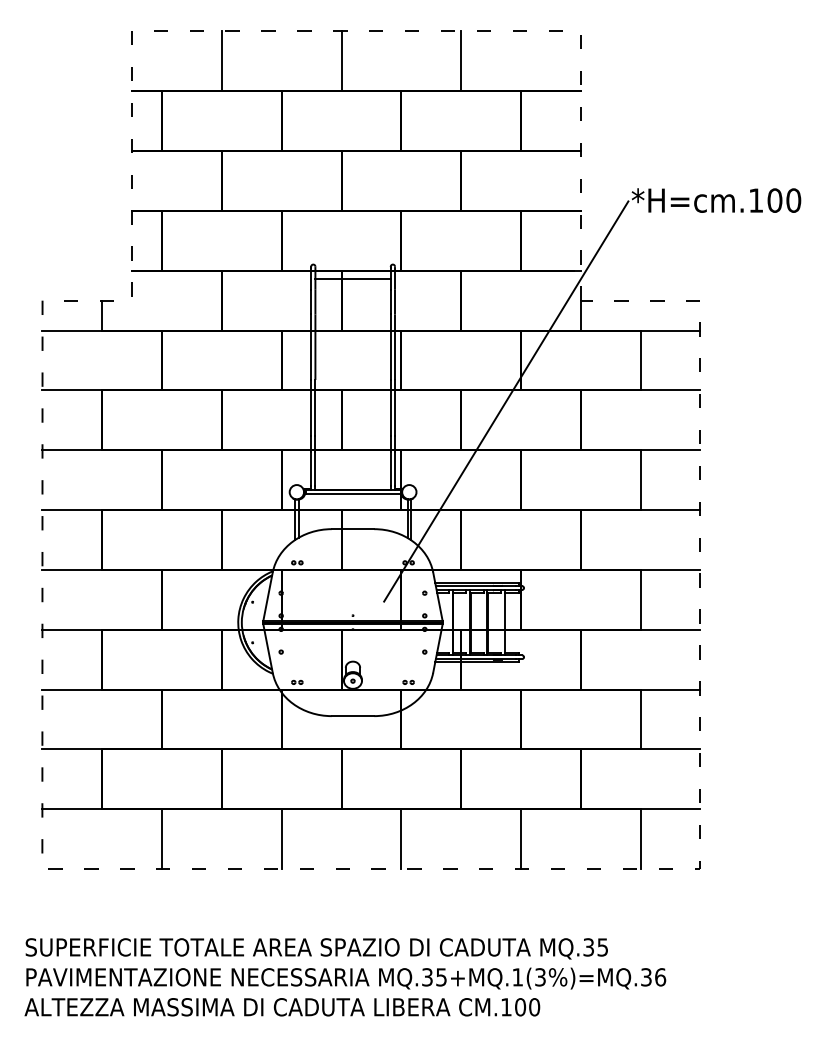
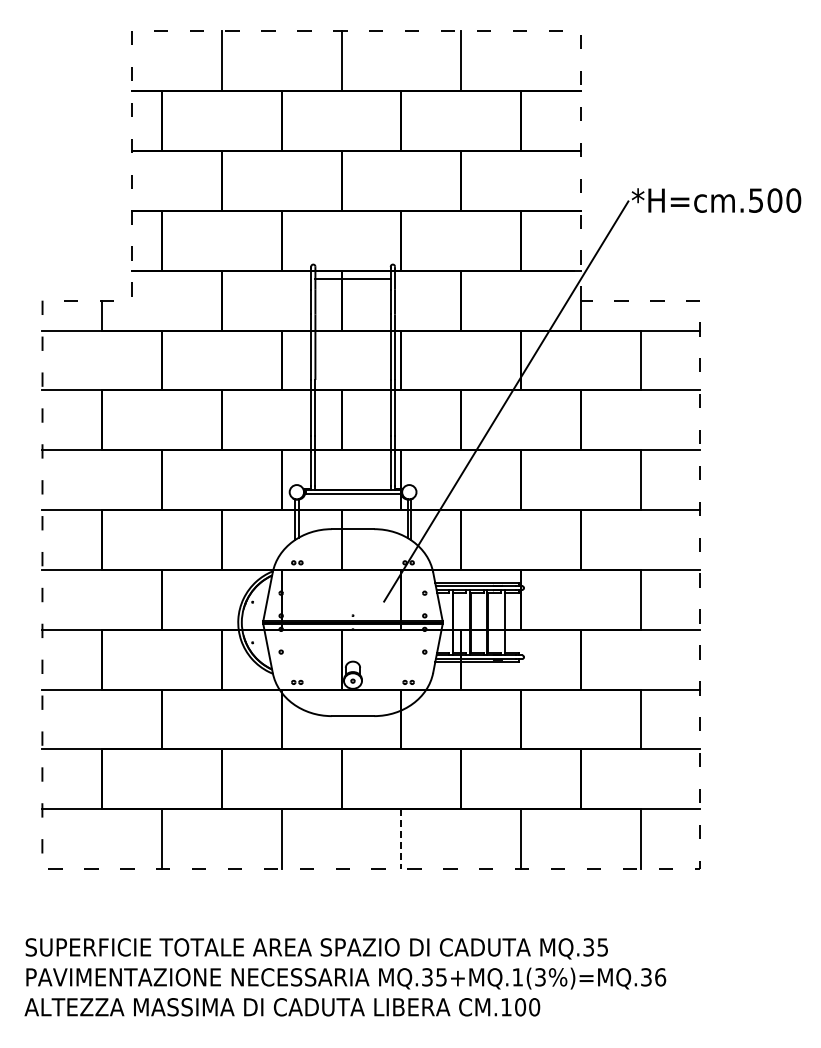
text: *H=cm.100 -> *H=cm.500 (755, 200)
line: solid -> dashed (401, 839)
